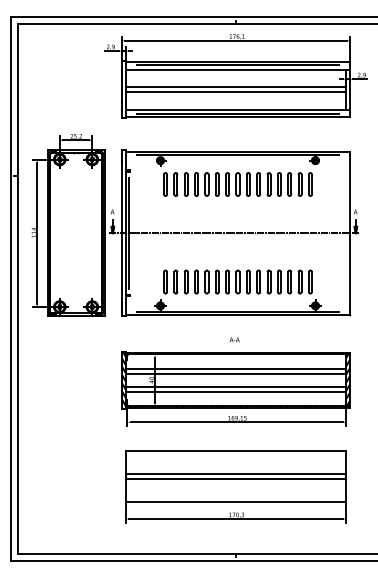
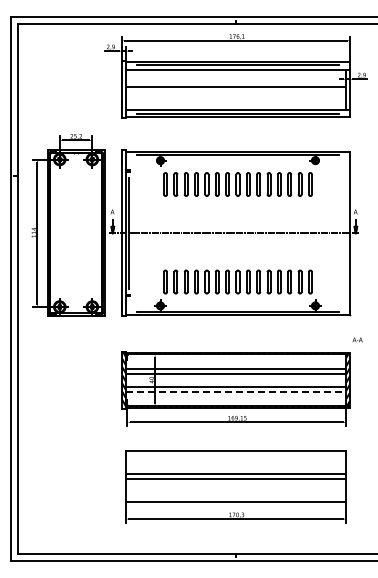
line: present -> none (235, 92)
text position: (234, 339) -> (357, 339) (357, 339)
line: solid -> dashed (236, 391)
